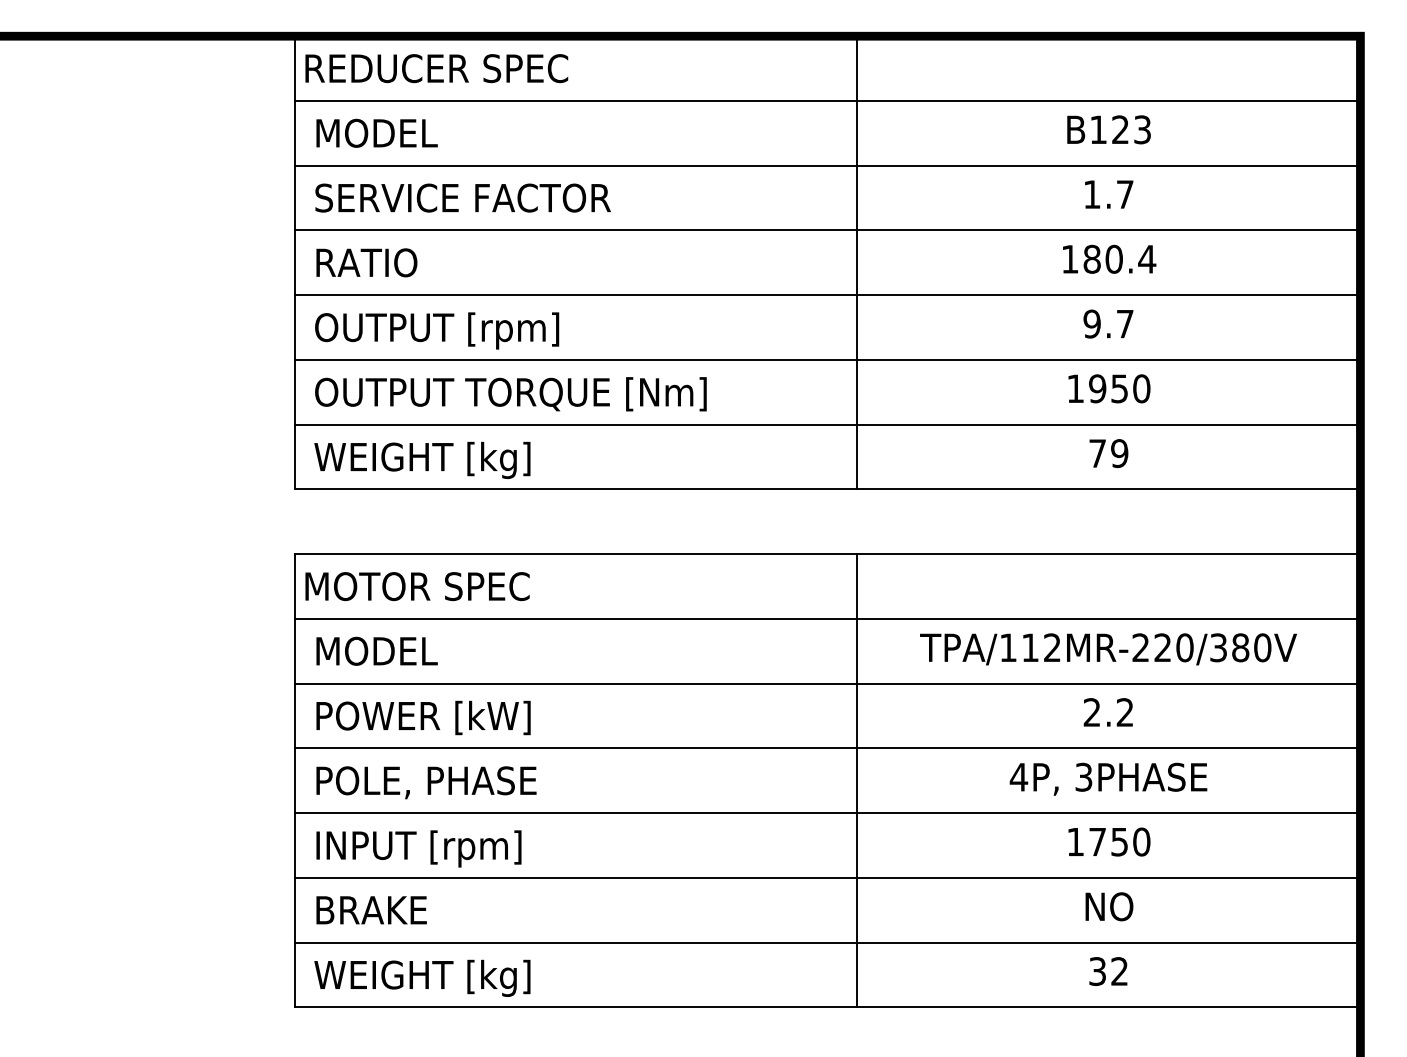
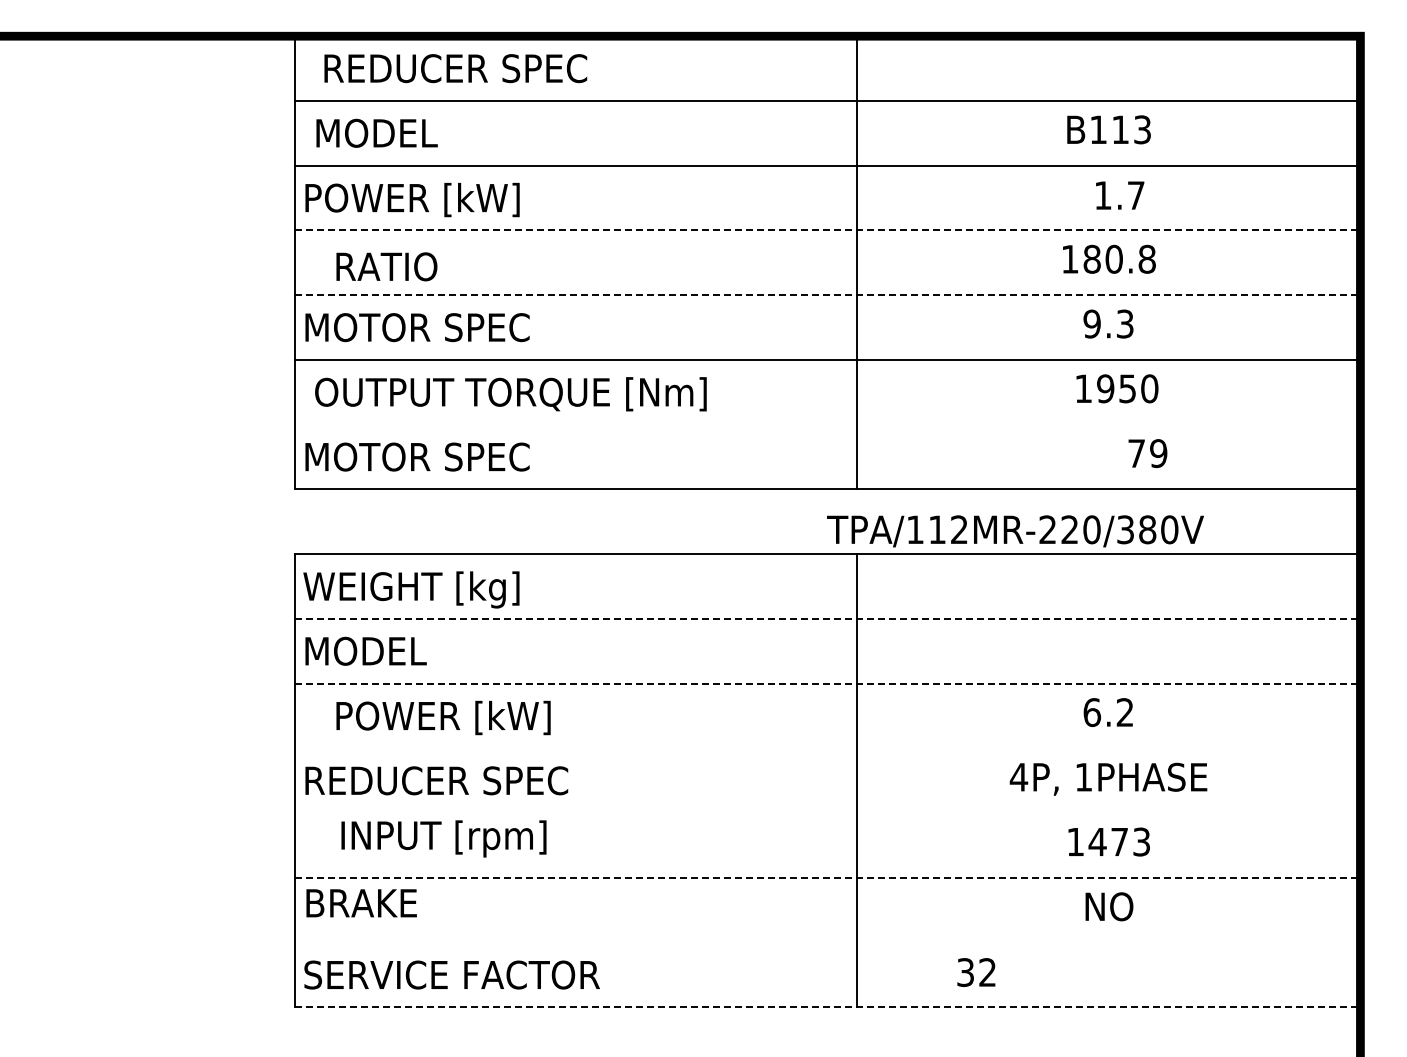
text position: (436, 68) -> (455, 68) (455, 68)
text: B123 -> B113 (1120, 129)
text position: (1109, 194) -> (1120, 195) (1120, 195)
text: SERVICE FACTOR -> POWER [kW] (457, 199)
line: solid -> dashed (827, 230)
text: 180.4 -> 180.8 (1147, 258)
text position: (366, 262) -> (386, 266) (386, 266)
line: solid -> dashed (827, 295)
text: 9.7 -> 9.3 (1125, 323)
text: OUTPUT [rpm] -> MOTOR SPEC (432, 330)
text position: (1109, 388) -> (1117, 388) (1117, 388)
line: present -> none (827, 424)
text position: (1108, 453) -> (1147, 453) (1147, 453)
text: WEIGHT [kg] -> MOTOR SPEC (417, 459)
text: MOTOR SPEC -> WEIGHT [kg] (416, 589)
line: solid -> dashed (827, 618)
text position: (1108, 649) -> (1015, 531) (1015, 531)
text position: (376, 650) -> (365, 650) (365, 650)
line: solid -> dashed (827, 683)
text: 2.2 -> 6.2 (1092, 712)
text position: (423, 717) -> (443, 717) (443, 717)
line: present -> none (827, 748)
text: 3PHASE -> 1PHASE (1083, 776)
text: POLE, PHASE -> REDUCER SPEC (436, 782)
line: present -> none (827, 813)
text: 1750 -> 1473 (1119, 841)
text position: (418, 848) -> (443, 838) (443, 838)
line: solid -> dashed (827, 877)
text position: (371, 910) -> (361, 903) (361, 903)
line: present -> none (827, 942)
text position: (1108, 971) -> (976, 972) (976, 972)
text: WEIGHT [kg] -> SERVICE FACTOR (451, 977)
line: solid -> dashed (827, 1007)
